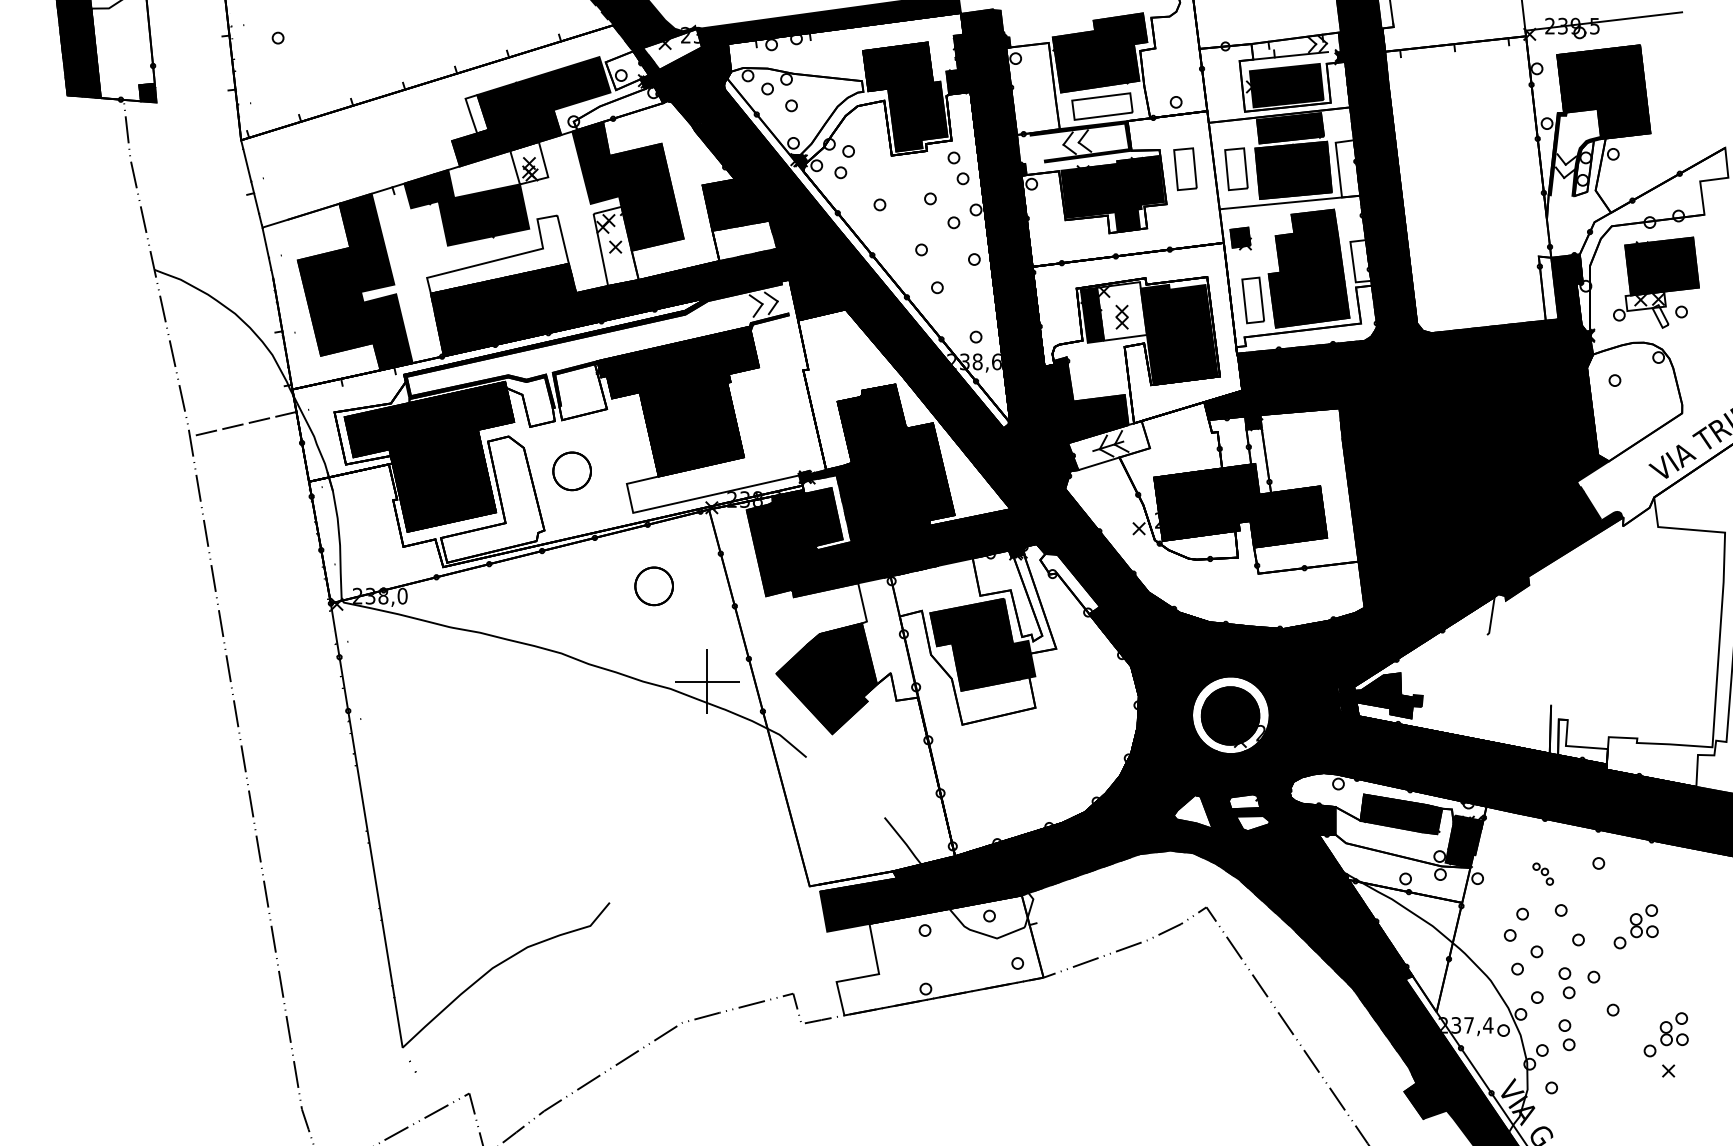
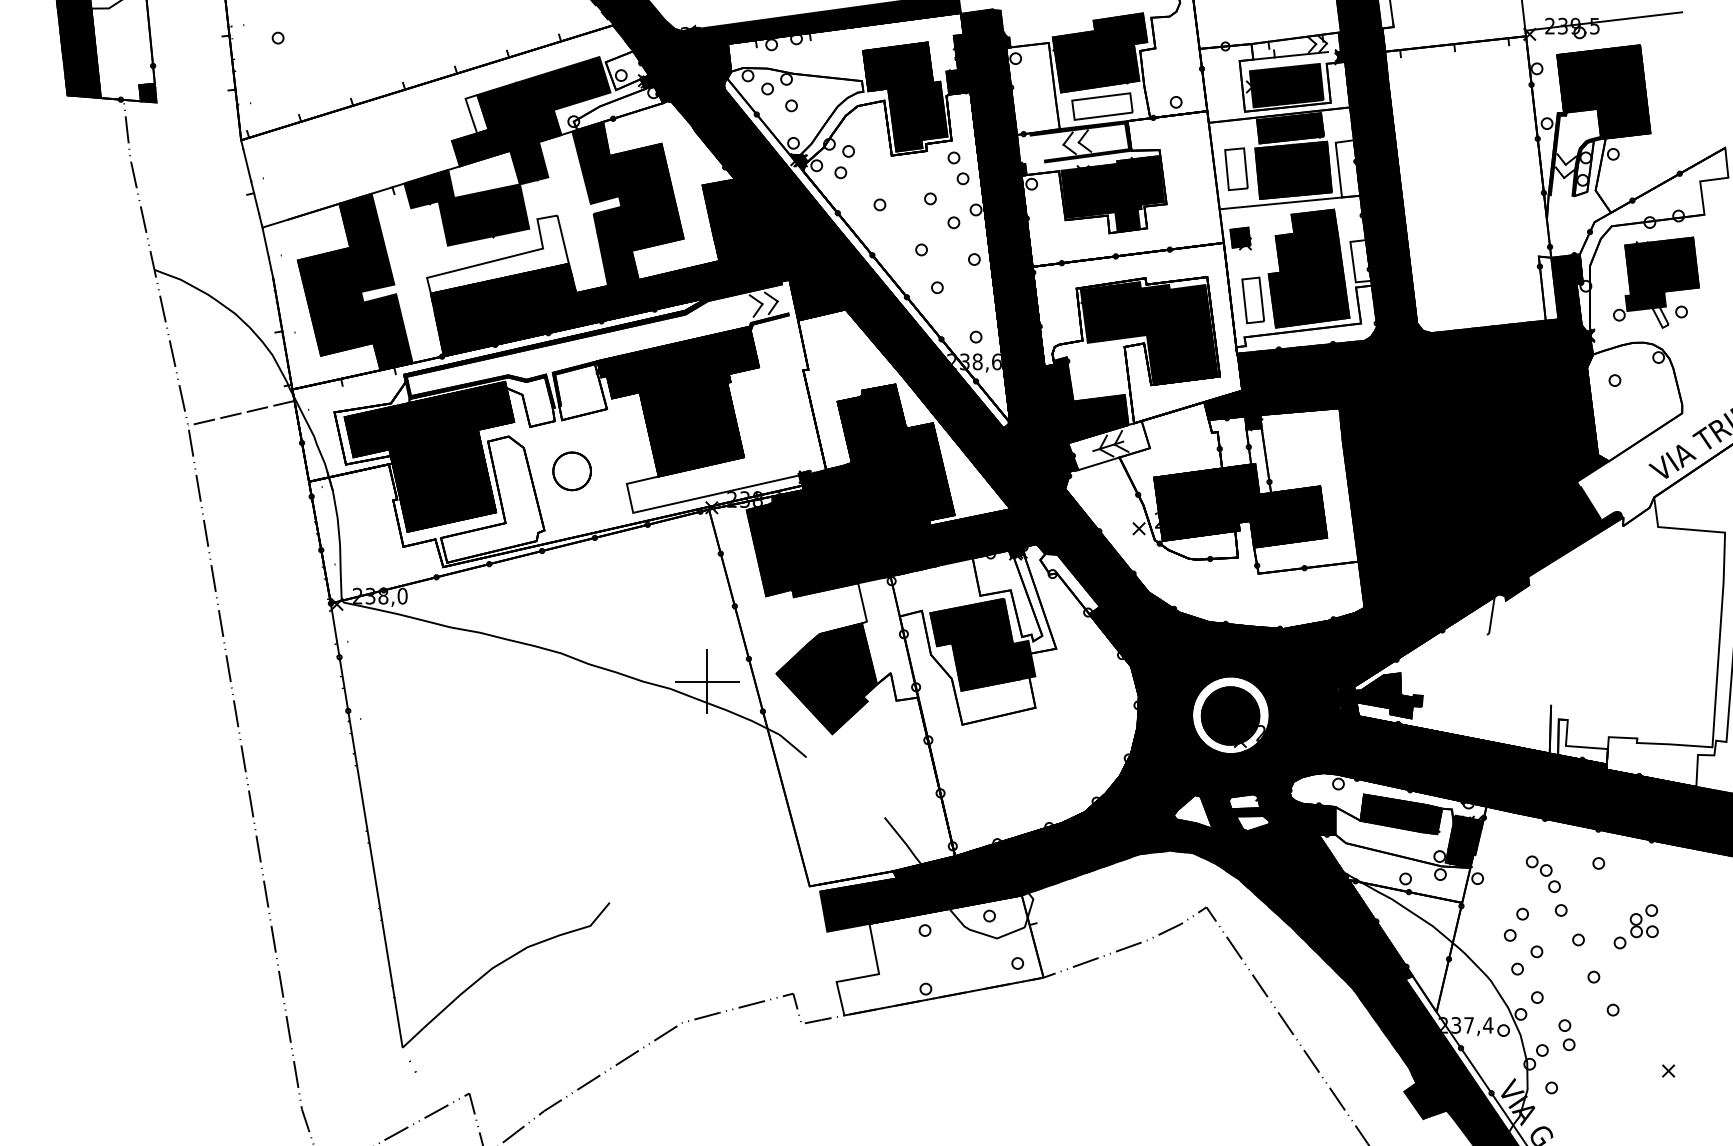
fill: none -> present (672, 49)
fill: none -> present (529, 162)
part: present -> none (1185, 169)
fill: none -> present (744, 240)
fill: none -> present (615, 246)
fill: none -> present (1645, 301)
fill: none -> present (1121, 311)
line position: (243, 423) -> (241, 412) (241, 412)
fill: none -> present (826, 512)
part: present -> none (653, 586)
part size: 23x24 px -> 36x38 px (1542, 873)
part: present -> none (1566, 983)
part: present -> none (1665, 1034)
